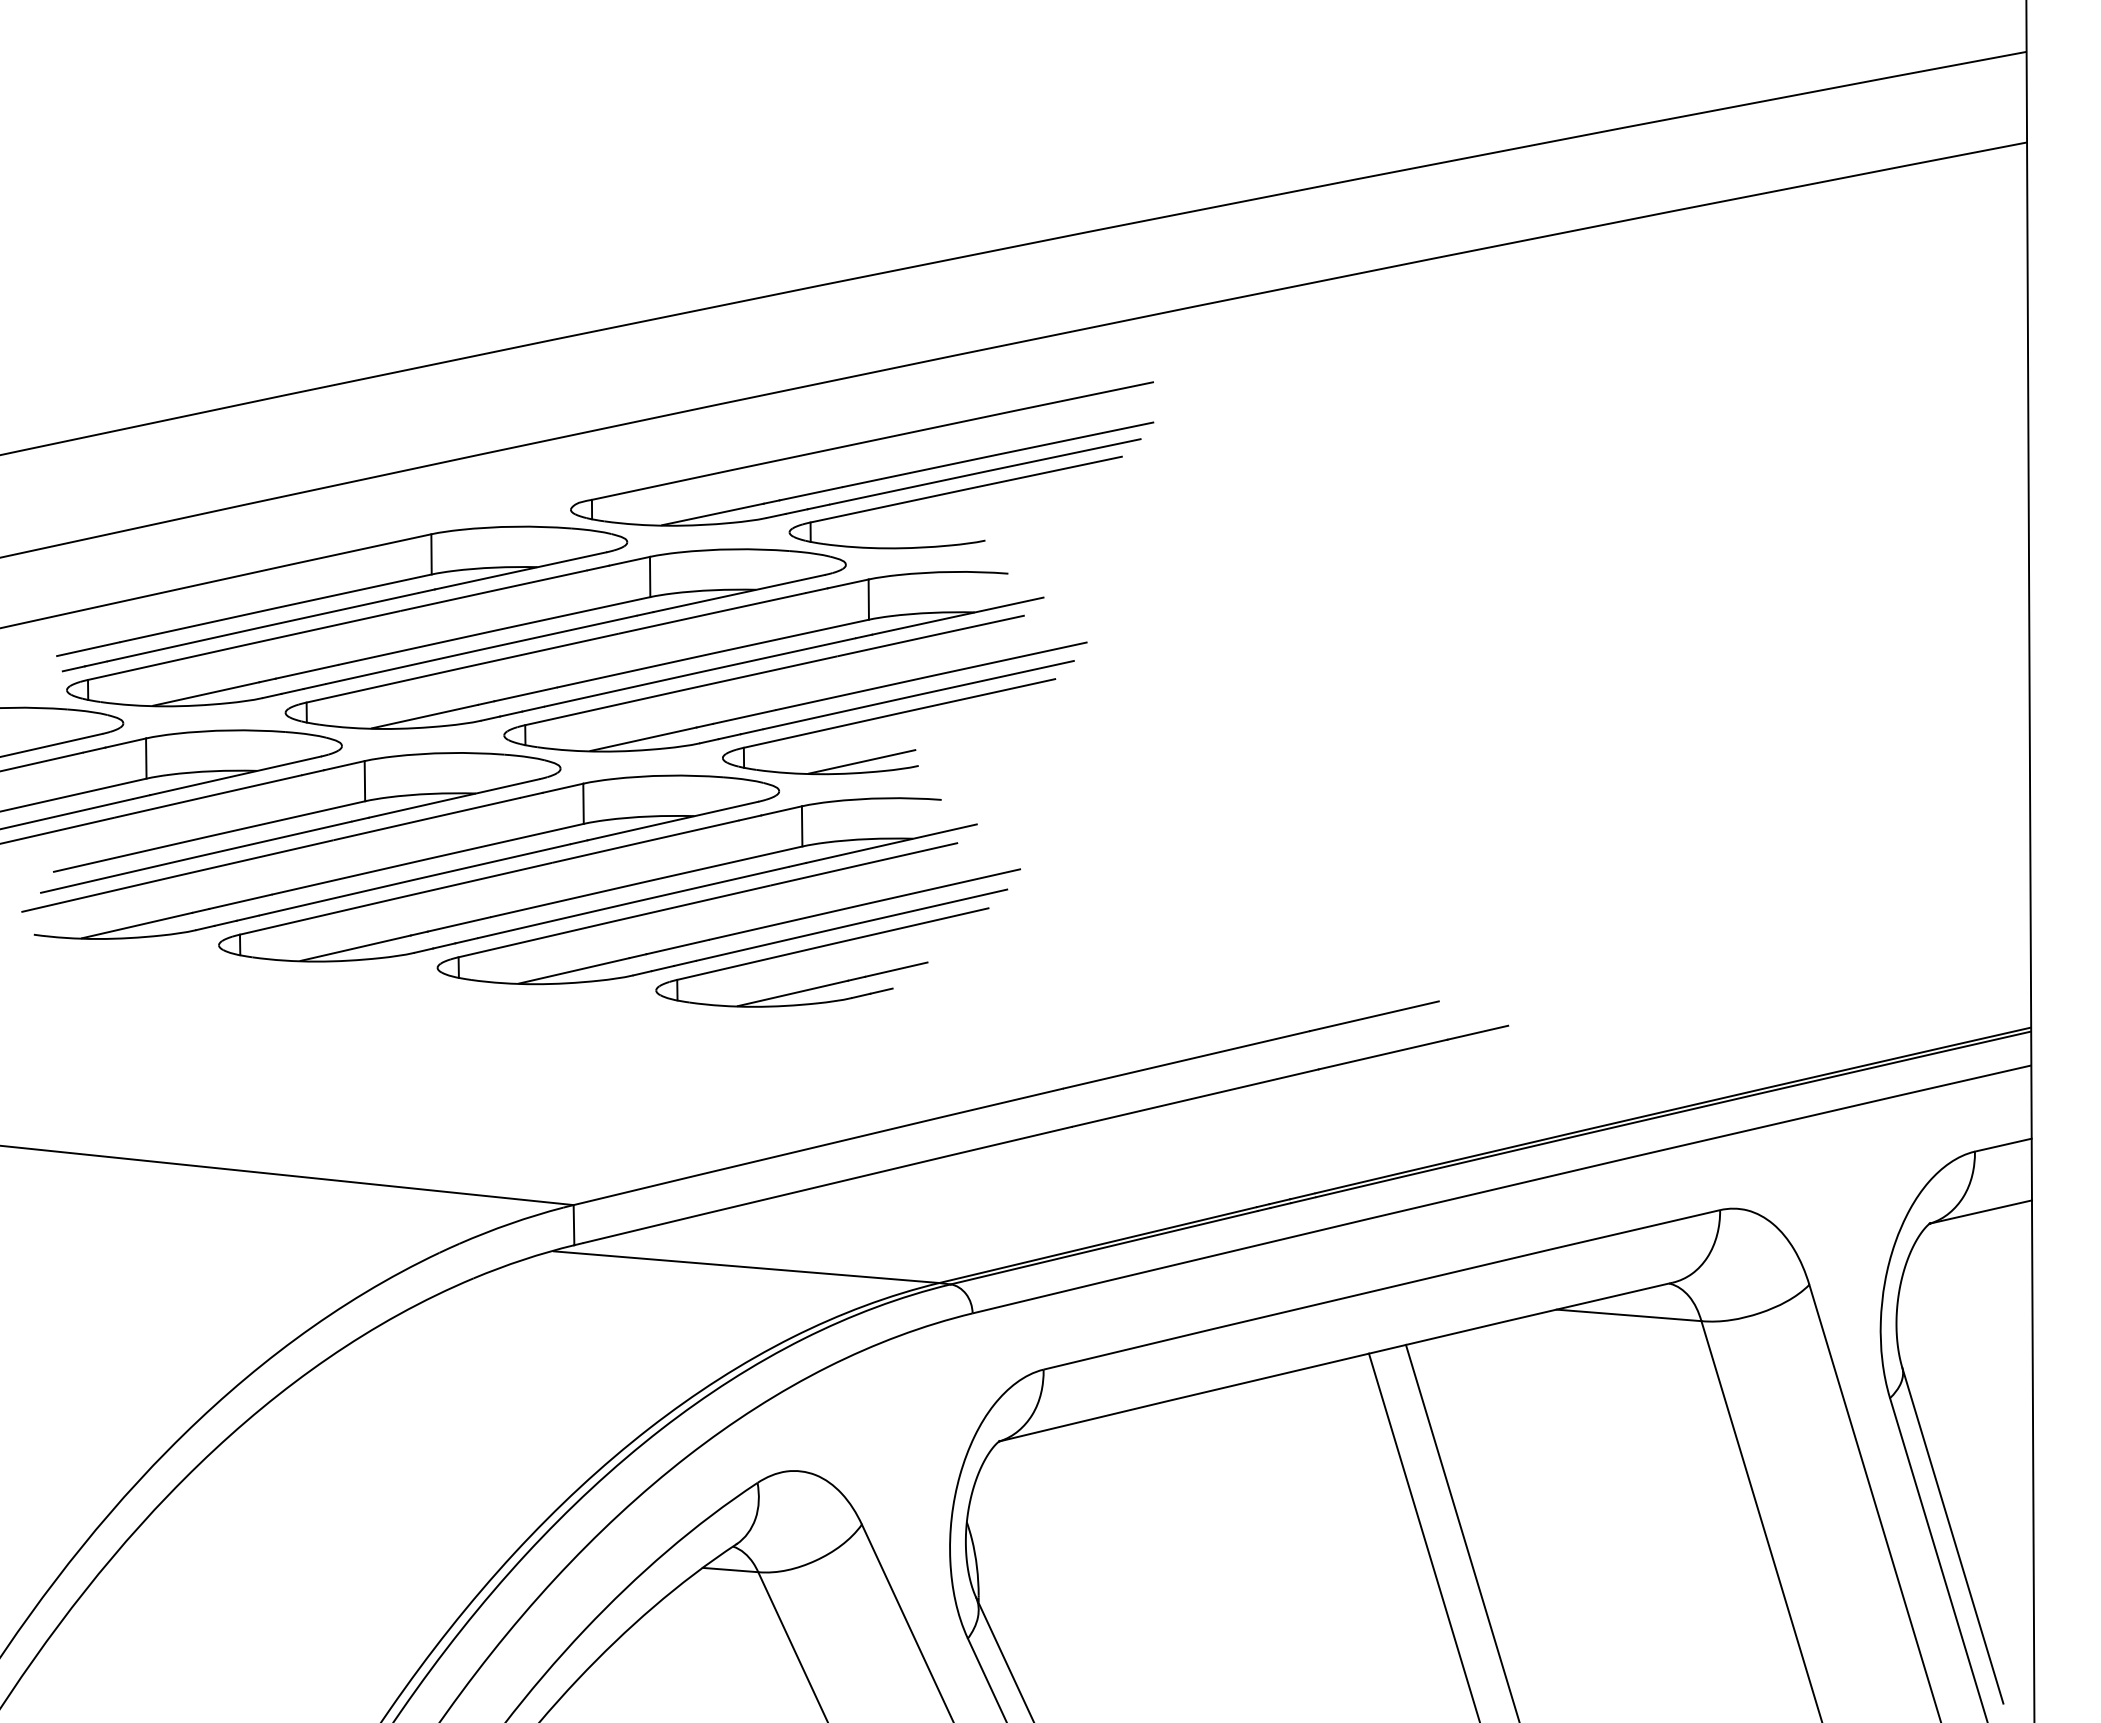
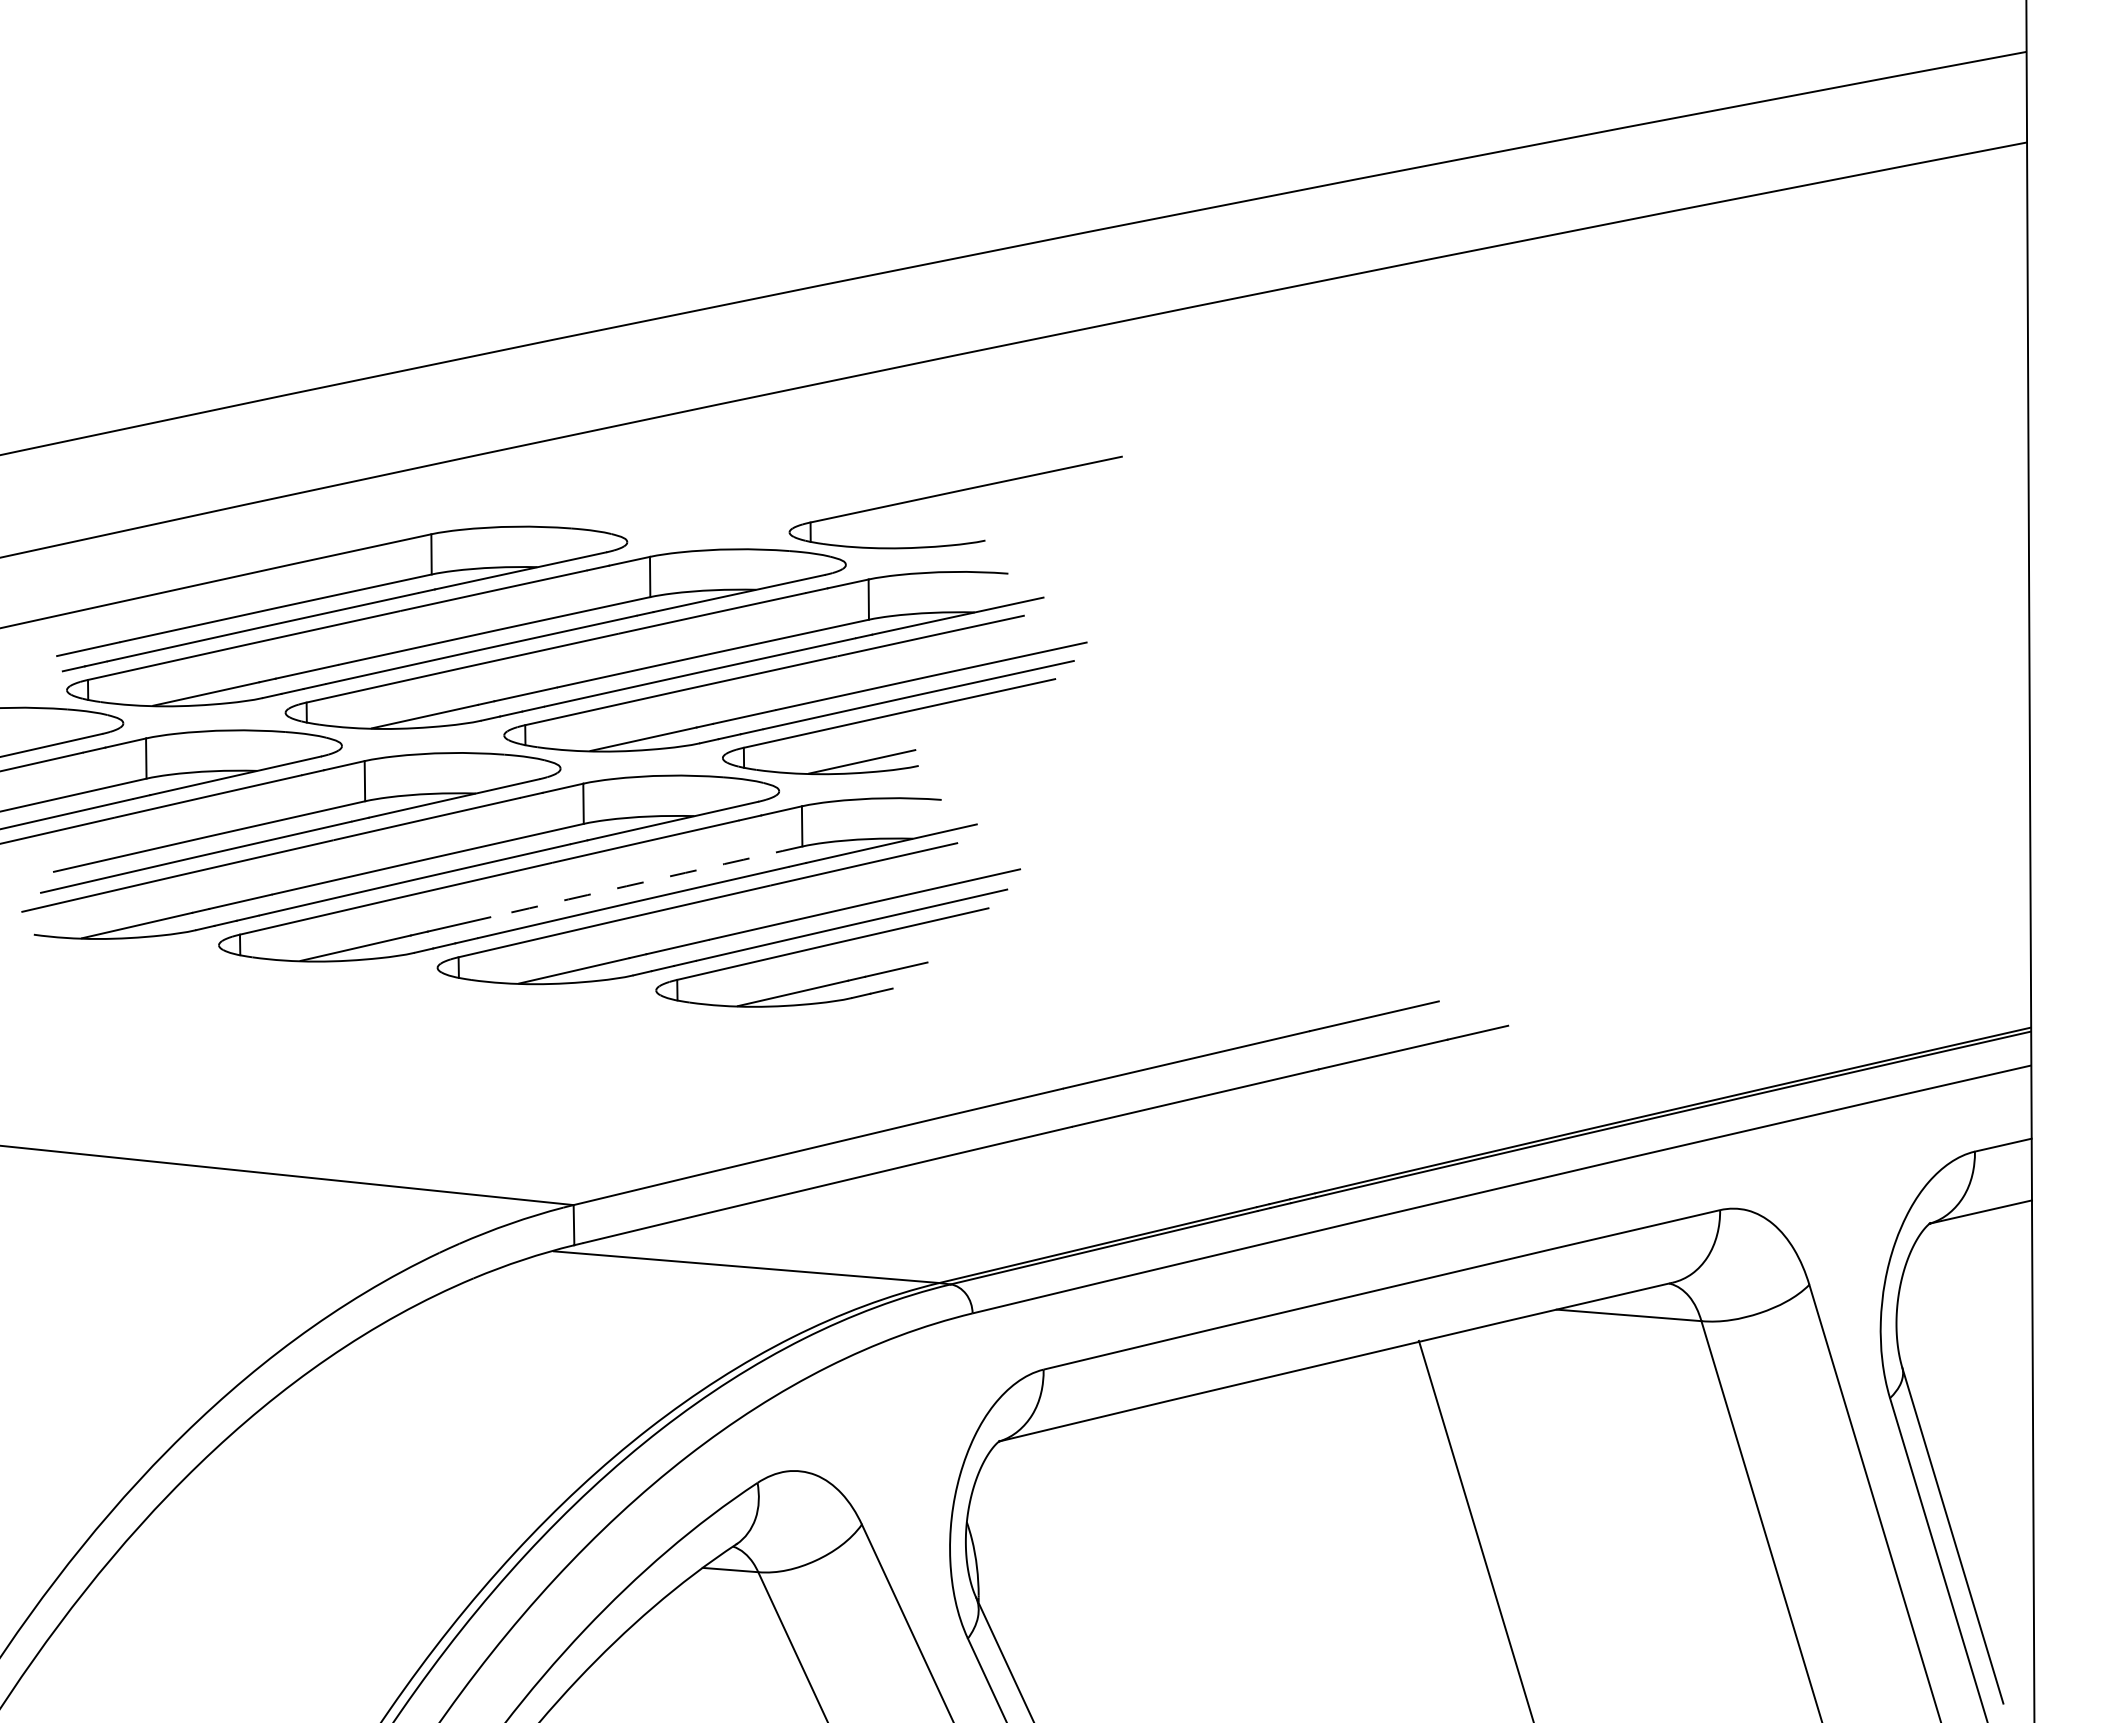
part: present -> none (860, 444)
arc: solid -> dashed (646, 881)
line position: (1461, 1531) -> (1475, 1529) (1475, 1529)
line: present -> none (1423, 1536)
